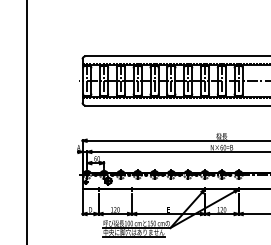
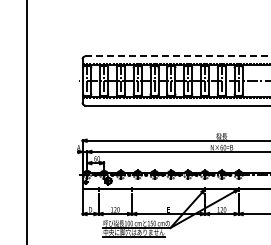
line: solid -> dashed (178, 56)
